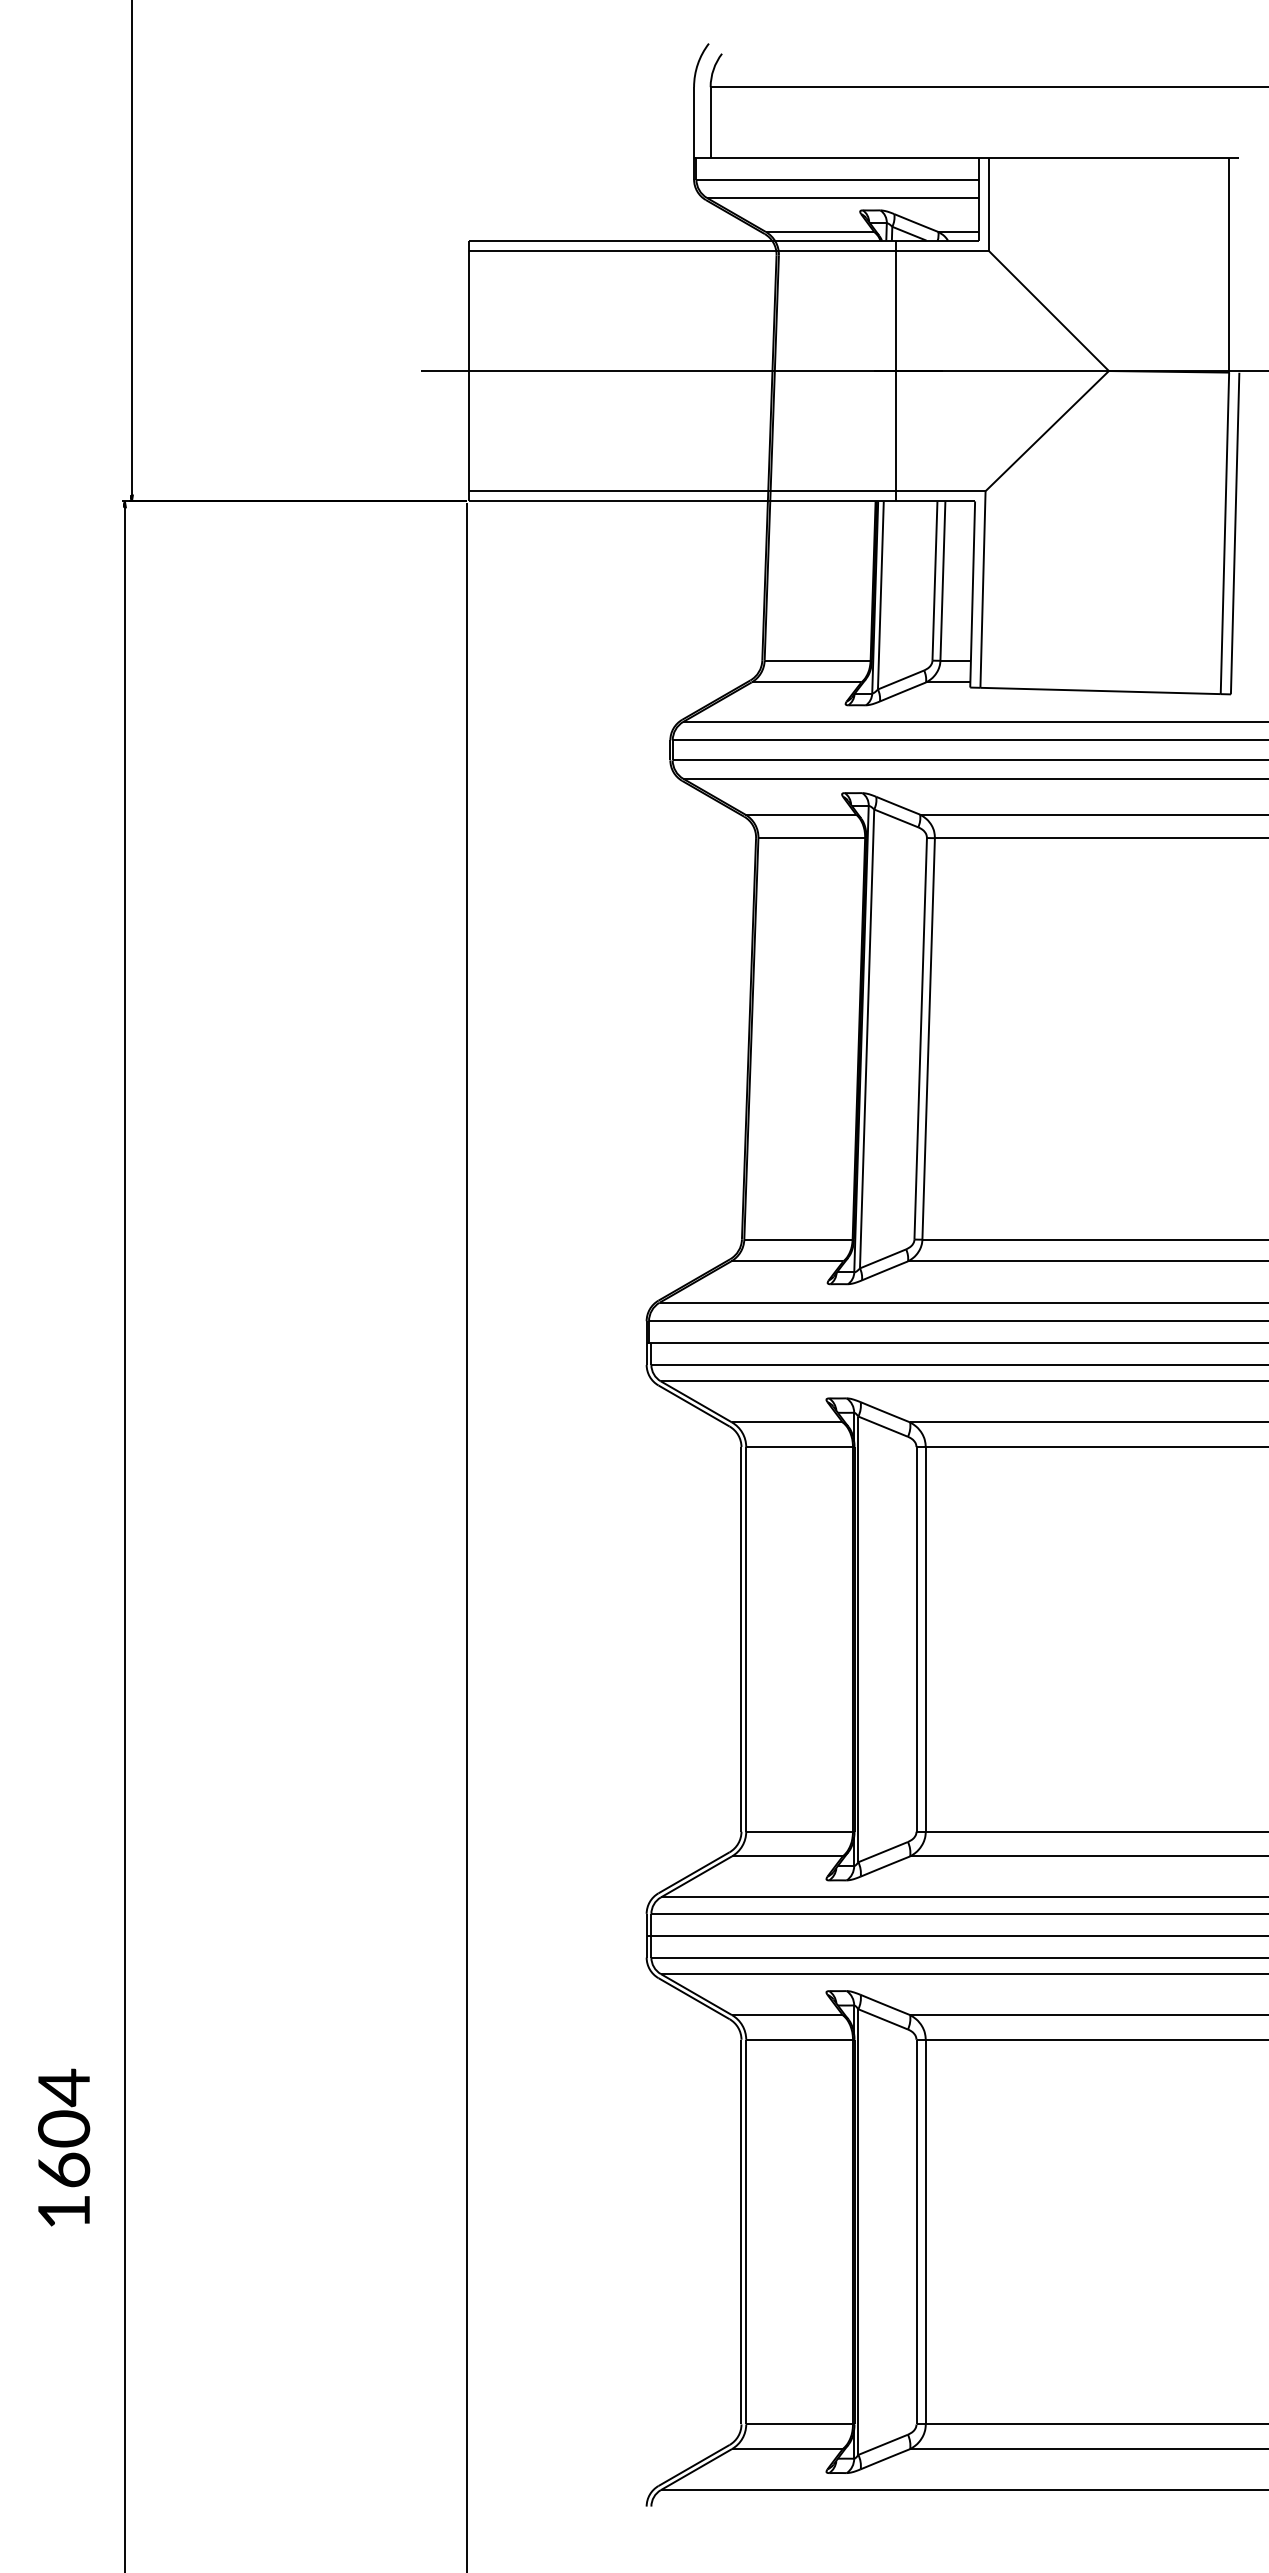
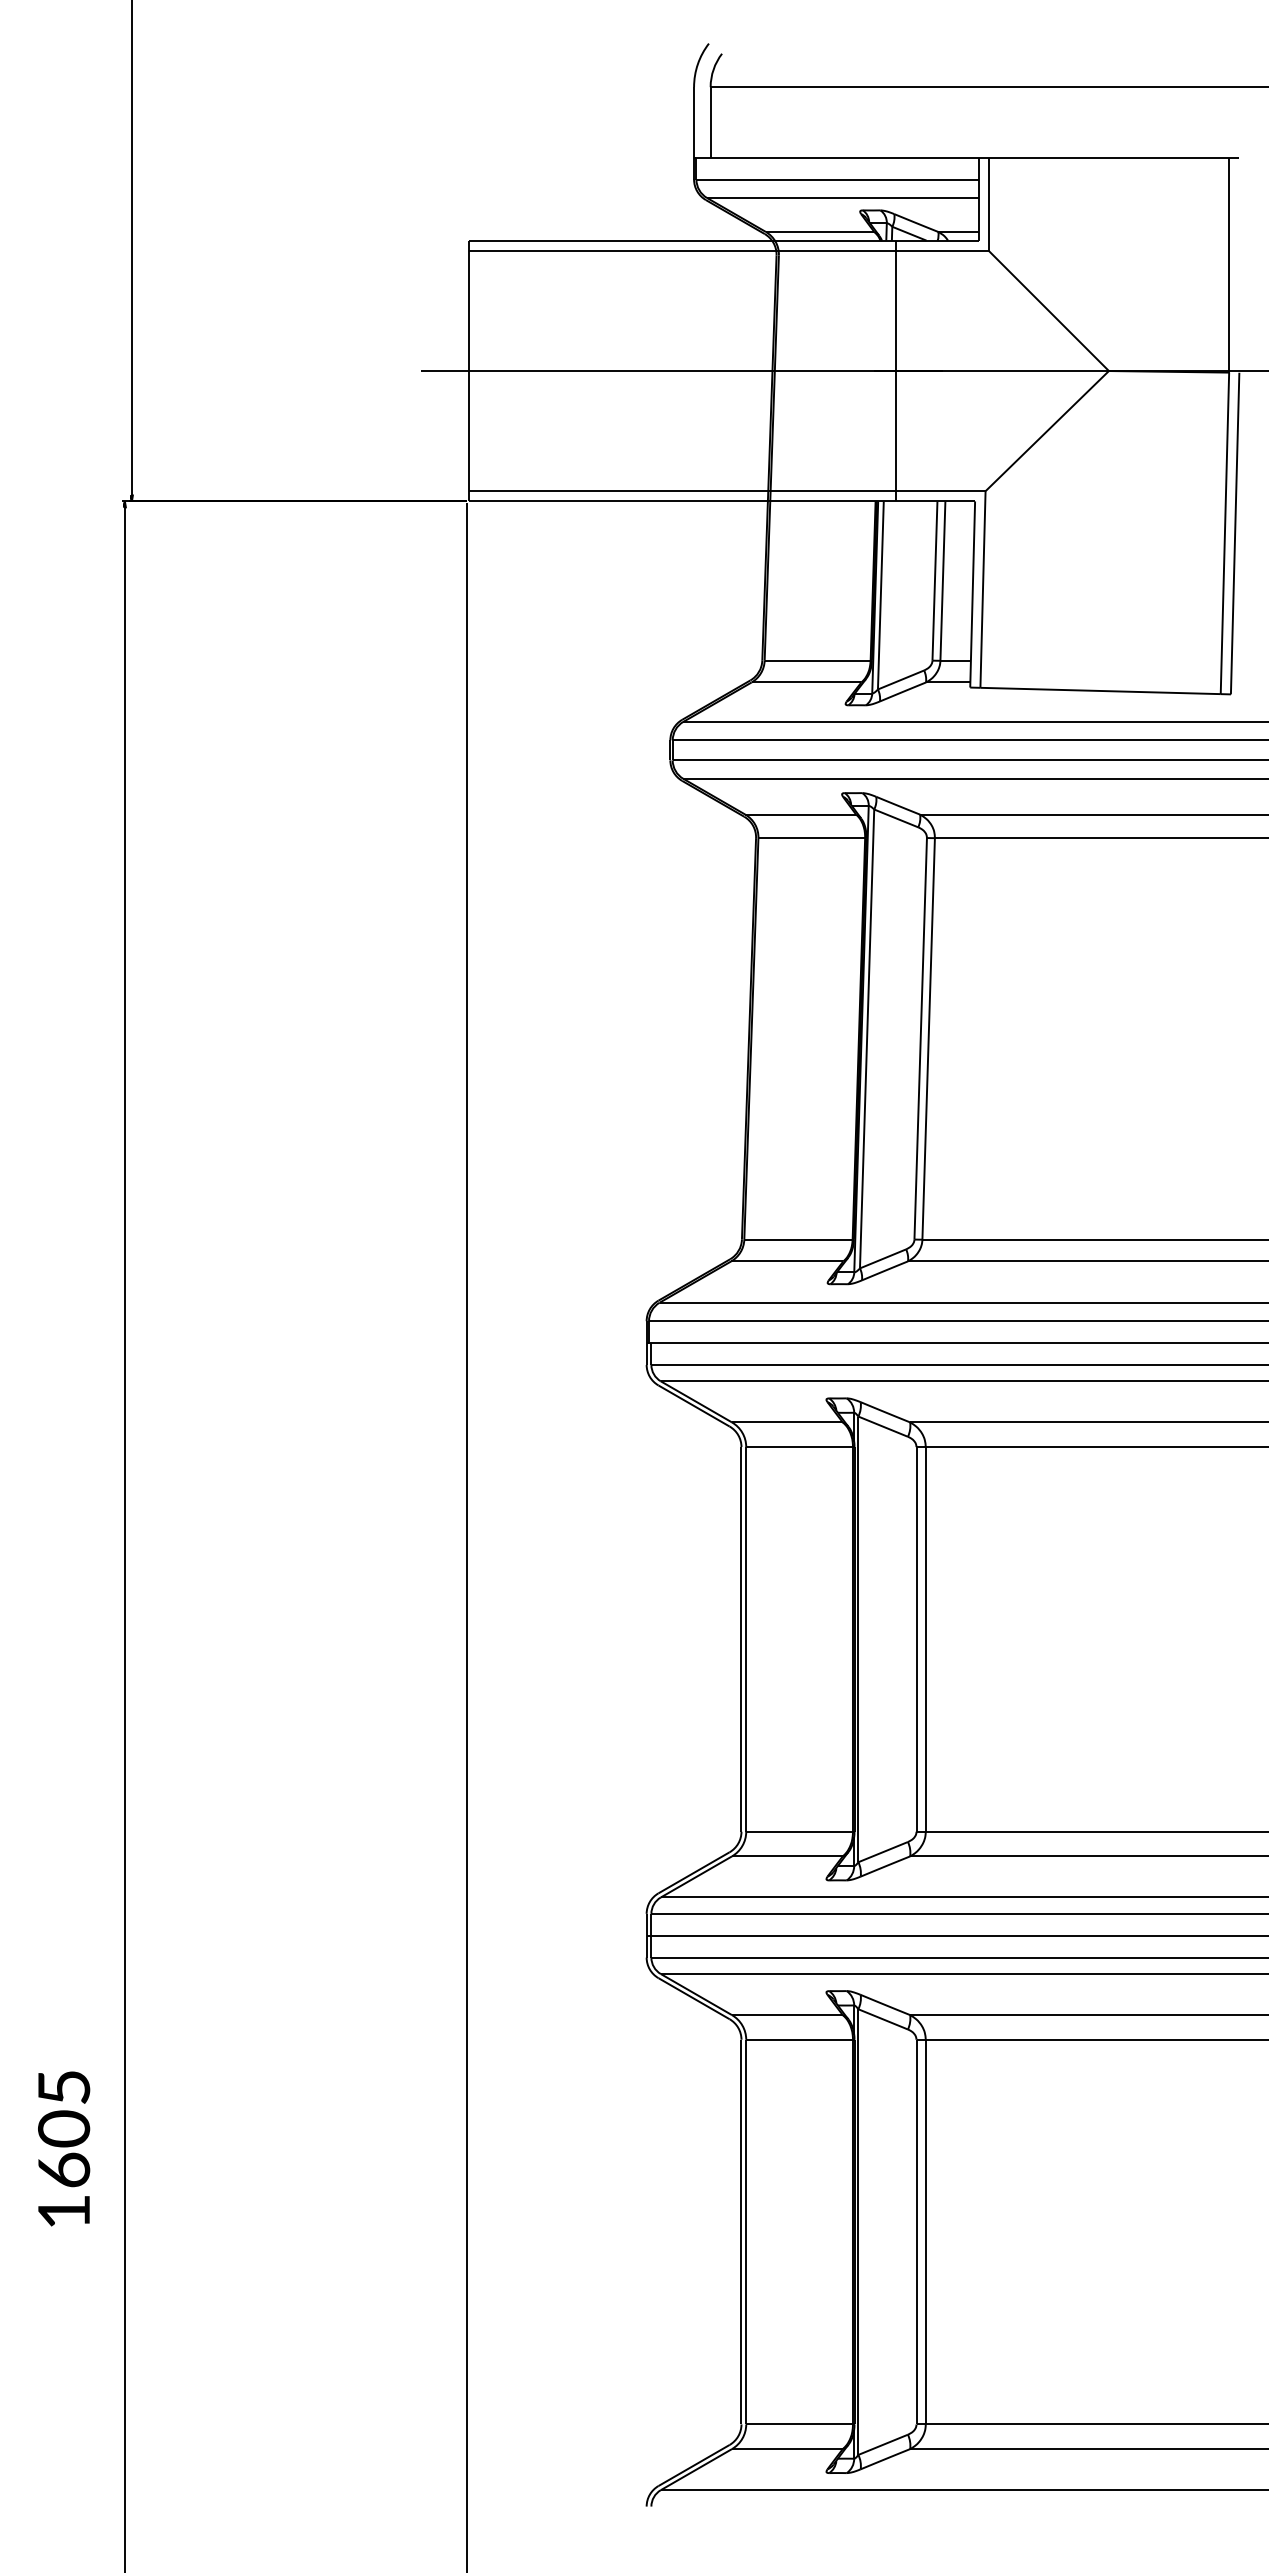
text: 1604 -> 1605 (64, 2087)
